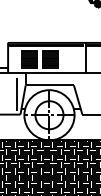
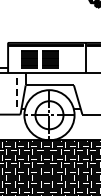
line: solid -> dashed (16, 95)
